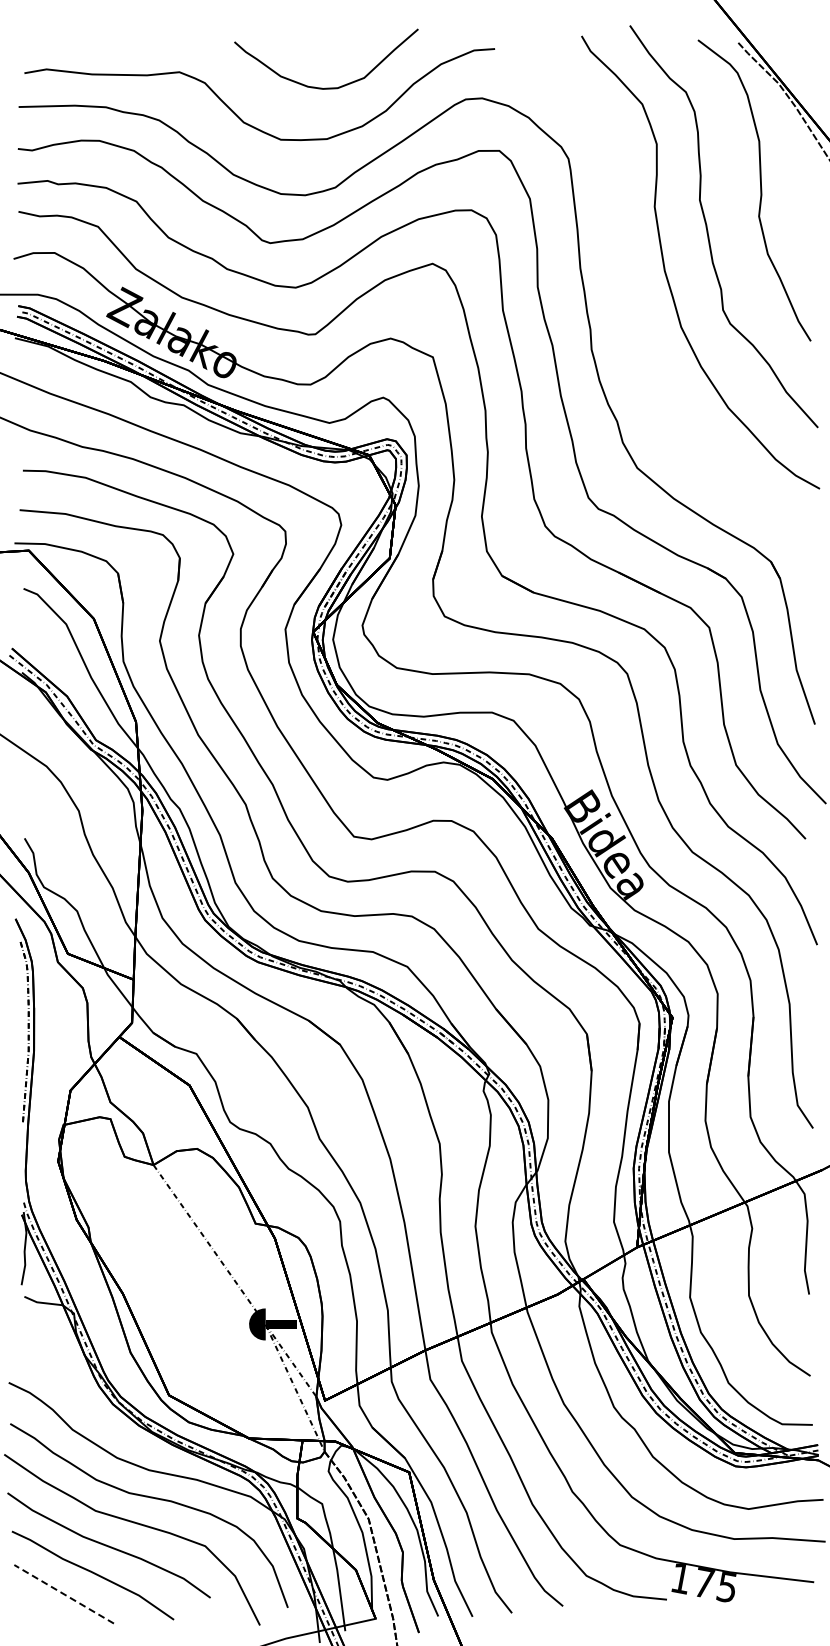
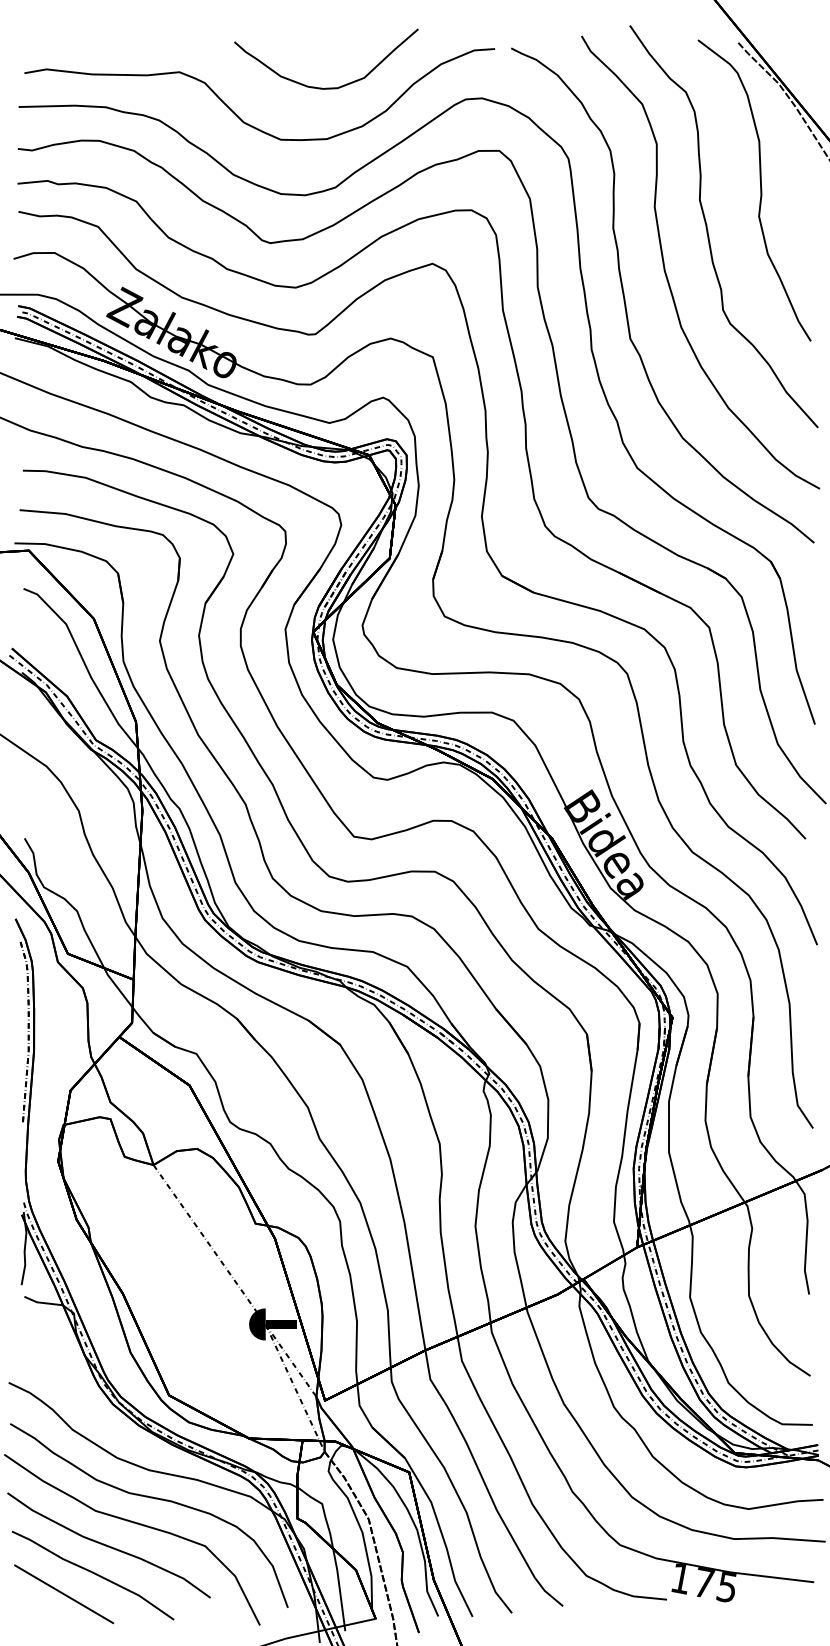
curve: none -> present (626, 304)
line: dashed -> solid (64, 1594)
